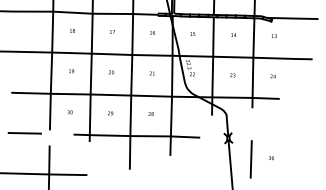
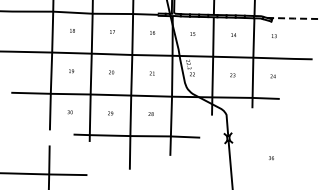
line: solid -> dashed (293, 18)
line: present -> none (24, 133)
line: present -> none (250, 159)
